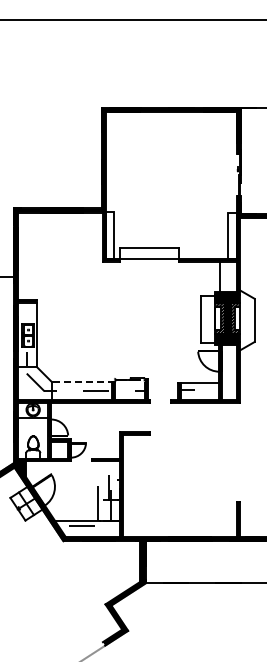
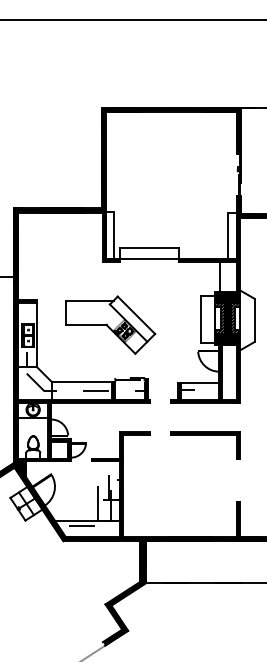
part: none -> present (110, 324)
line: dashed -> solid (83, 381)
part: none -> present (205, 435)
